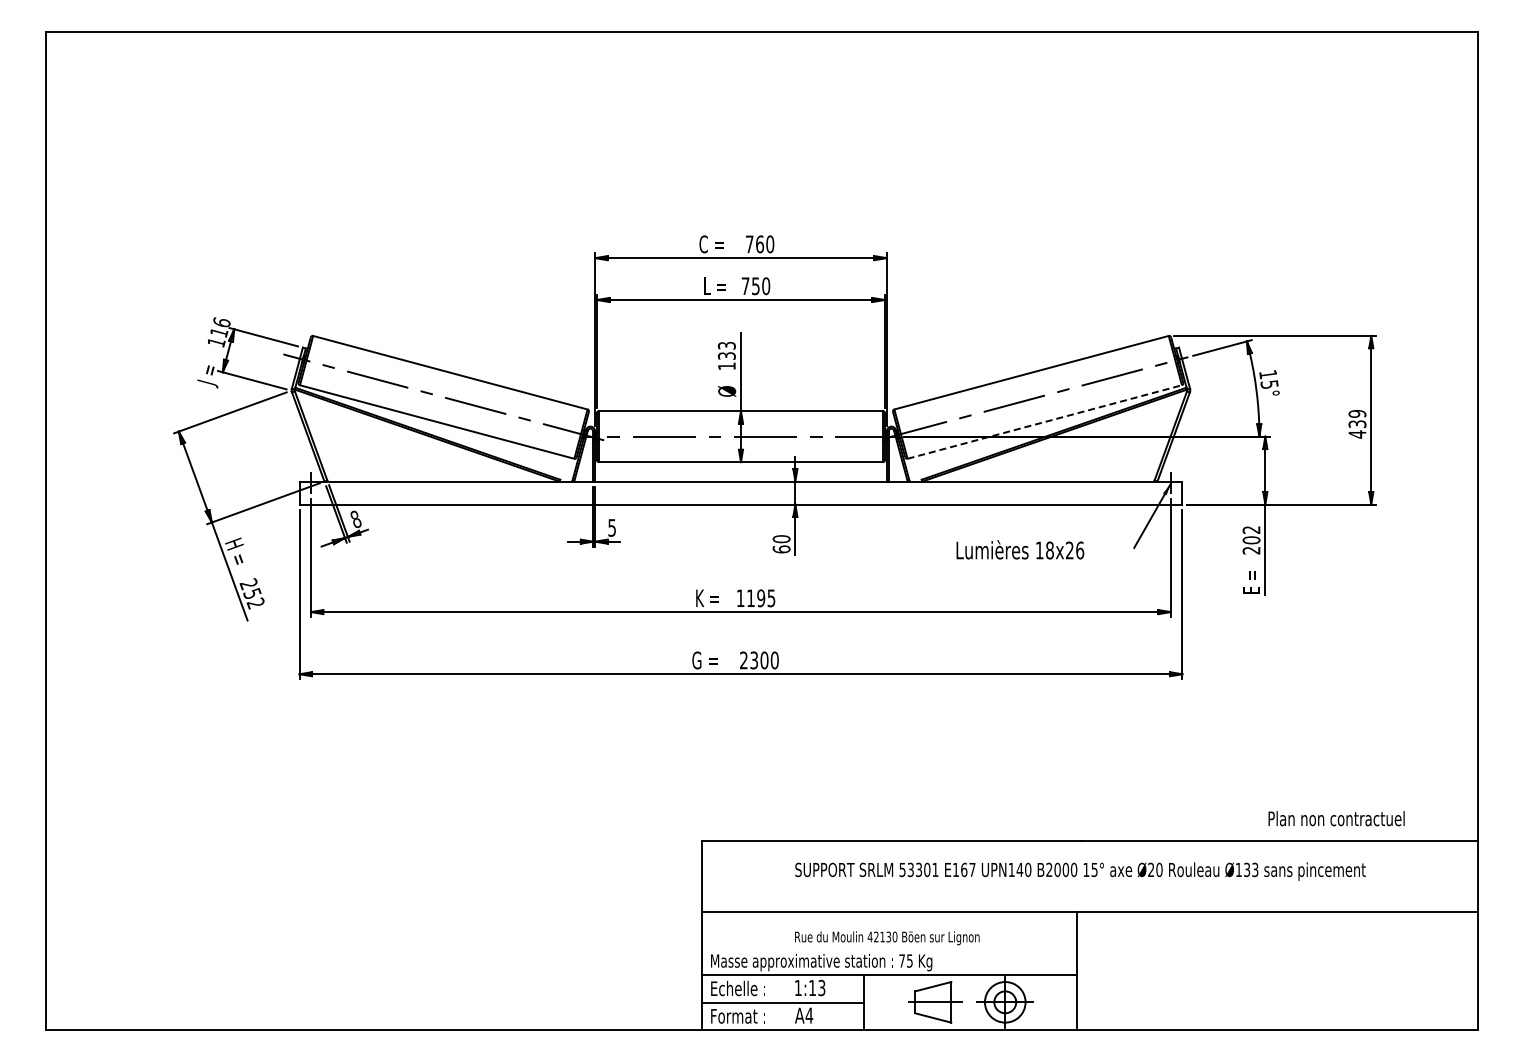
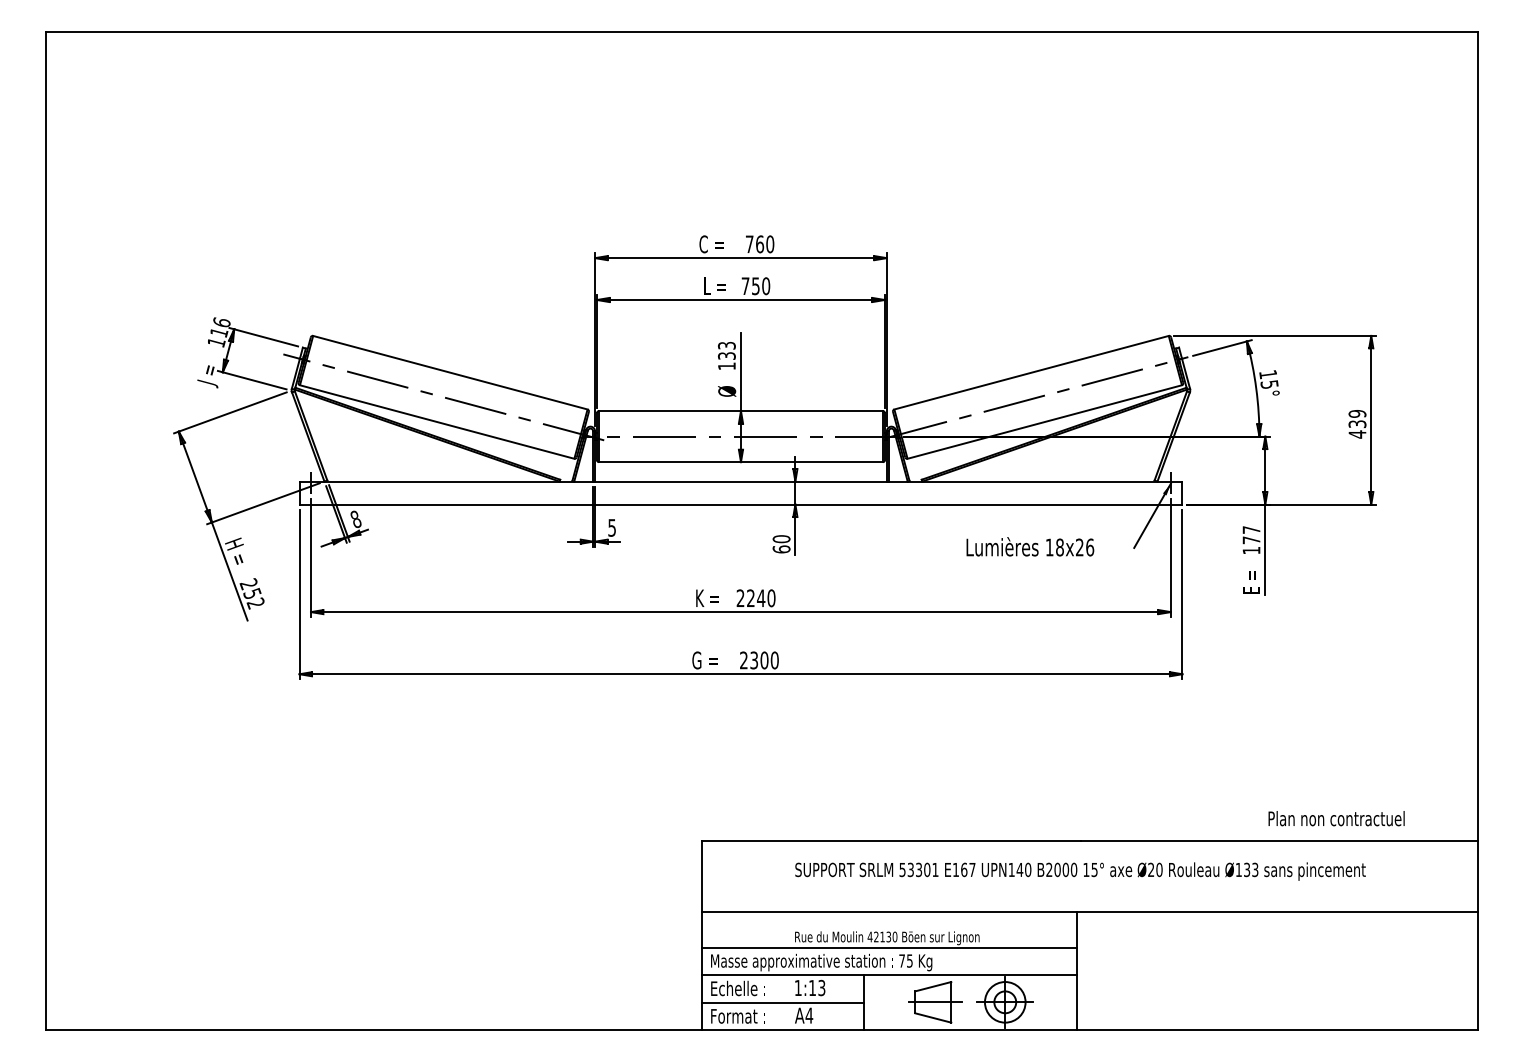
line: dashed -> solid (1045, 421)
text: 202 -> 177 (1251, 540)
text position: (1020, 549) -> (1030, 546) (1030, 546)
text: 1195 -> 2240 (755, 598)
line: none -> present (889, 948)
